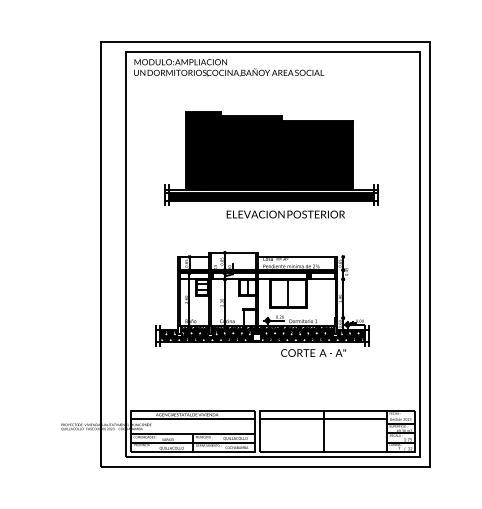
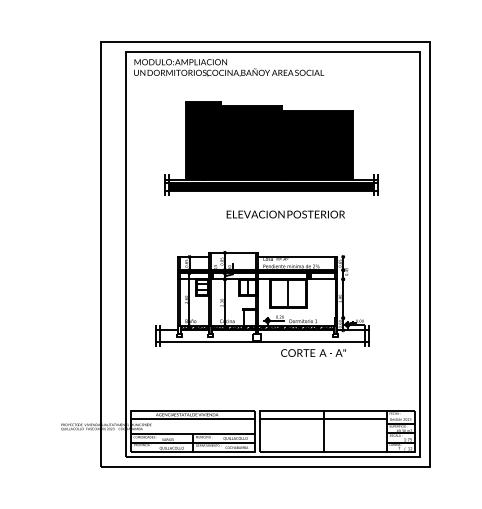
part position: (271, 158) -> (271, 148) (271, 148)
hatch: present -> none (262, 335)
